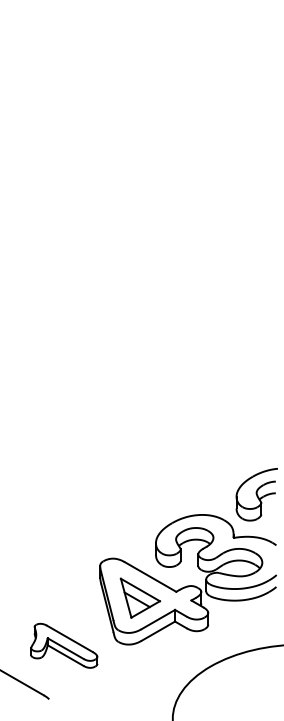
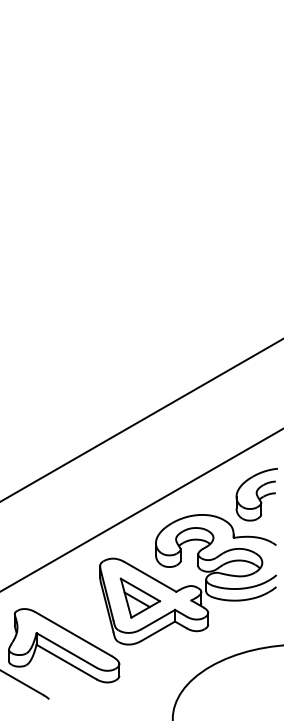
line: none -> present (141, 420)
line: none -> present (141, 510)
part size: 69x47 px -> 113x76 px (64, 645)
